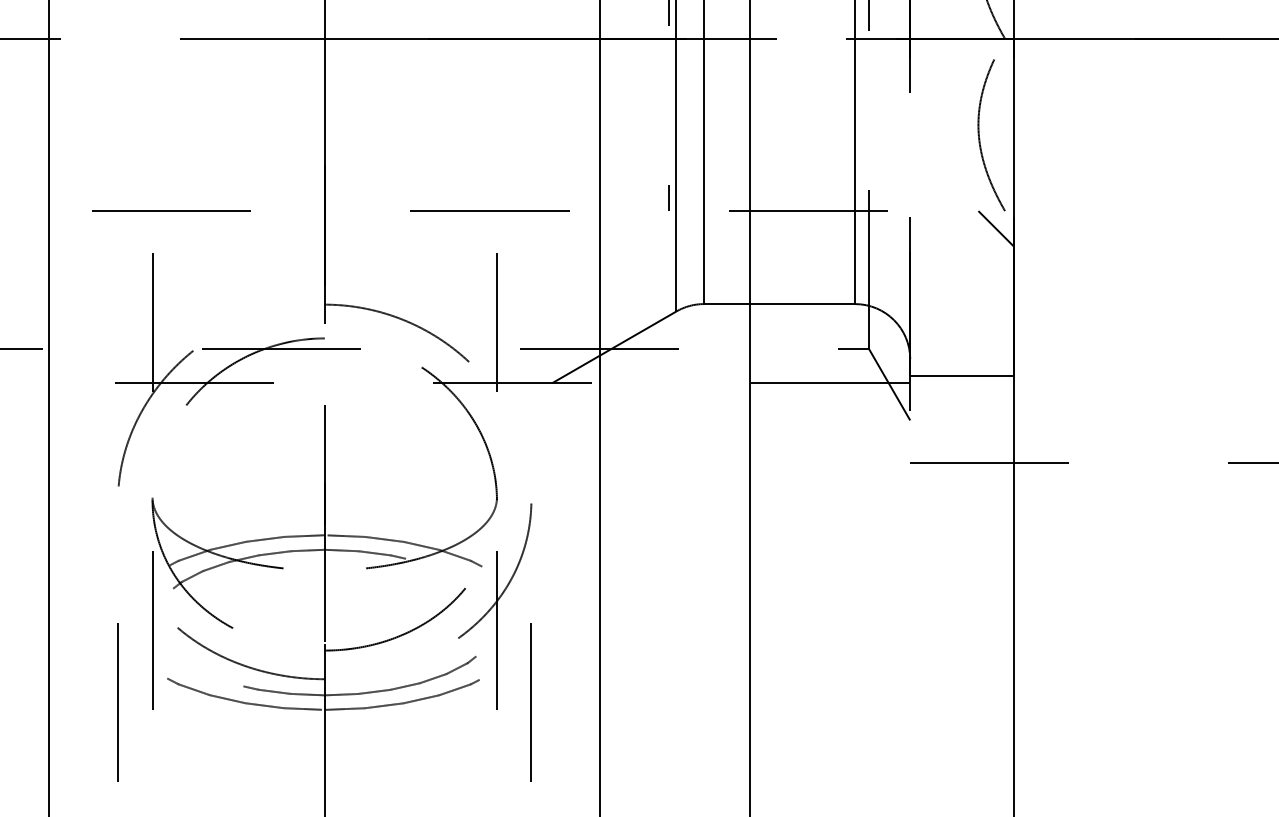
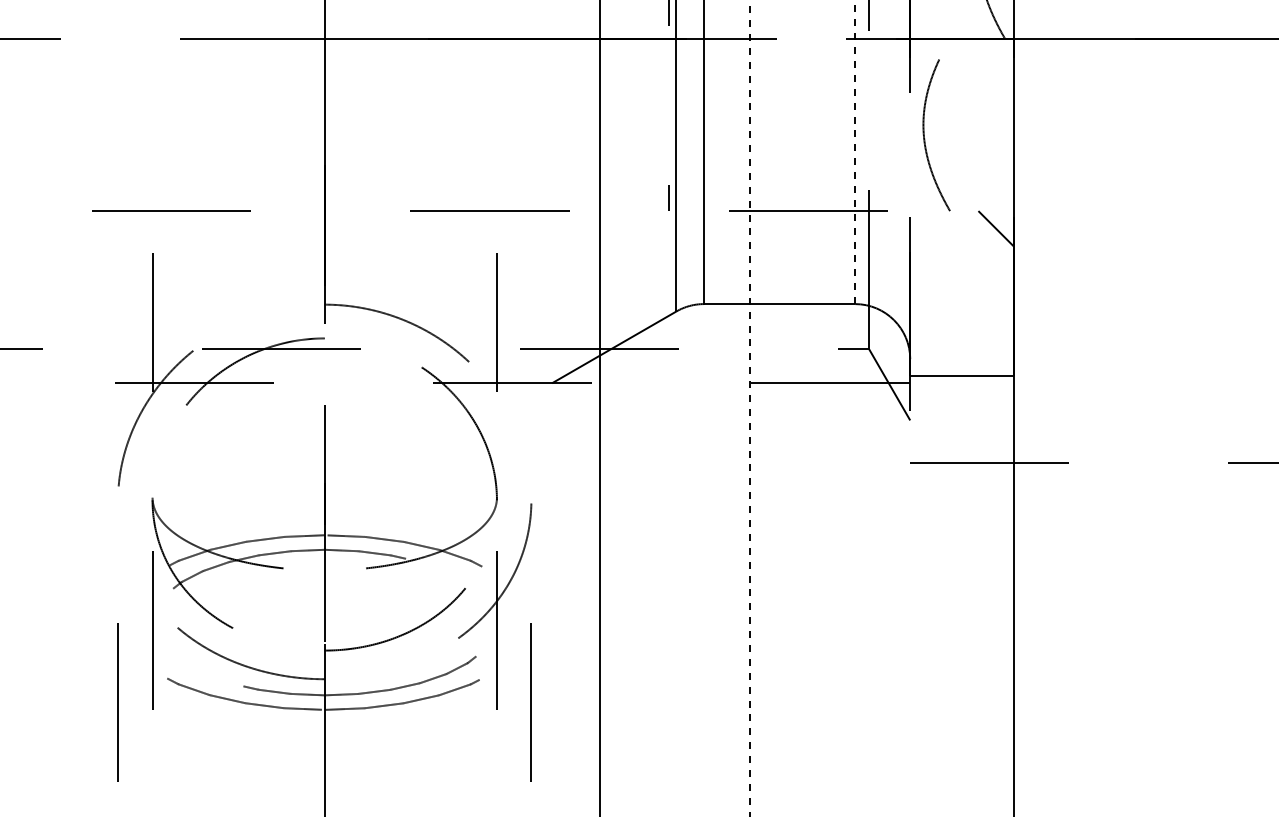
curve position: (980, 138) -> (925, 138) (925, 138)
line: solid -> dashed (855, 152)
line: present -> none (49, 407)
line: solid -> dashed (750, 408)
